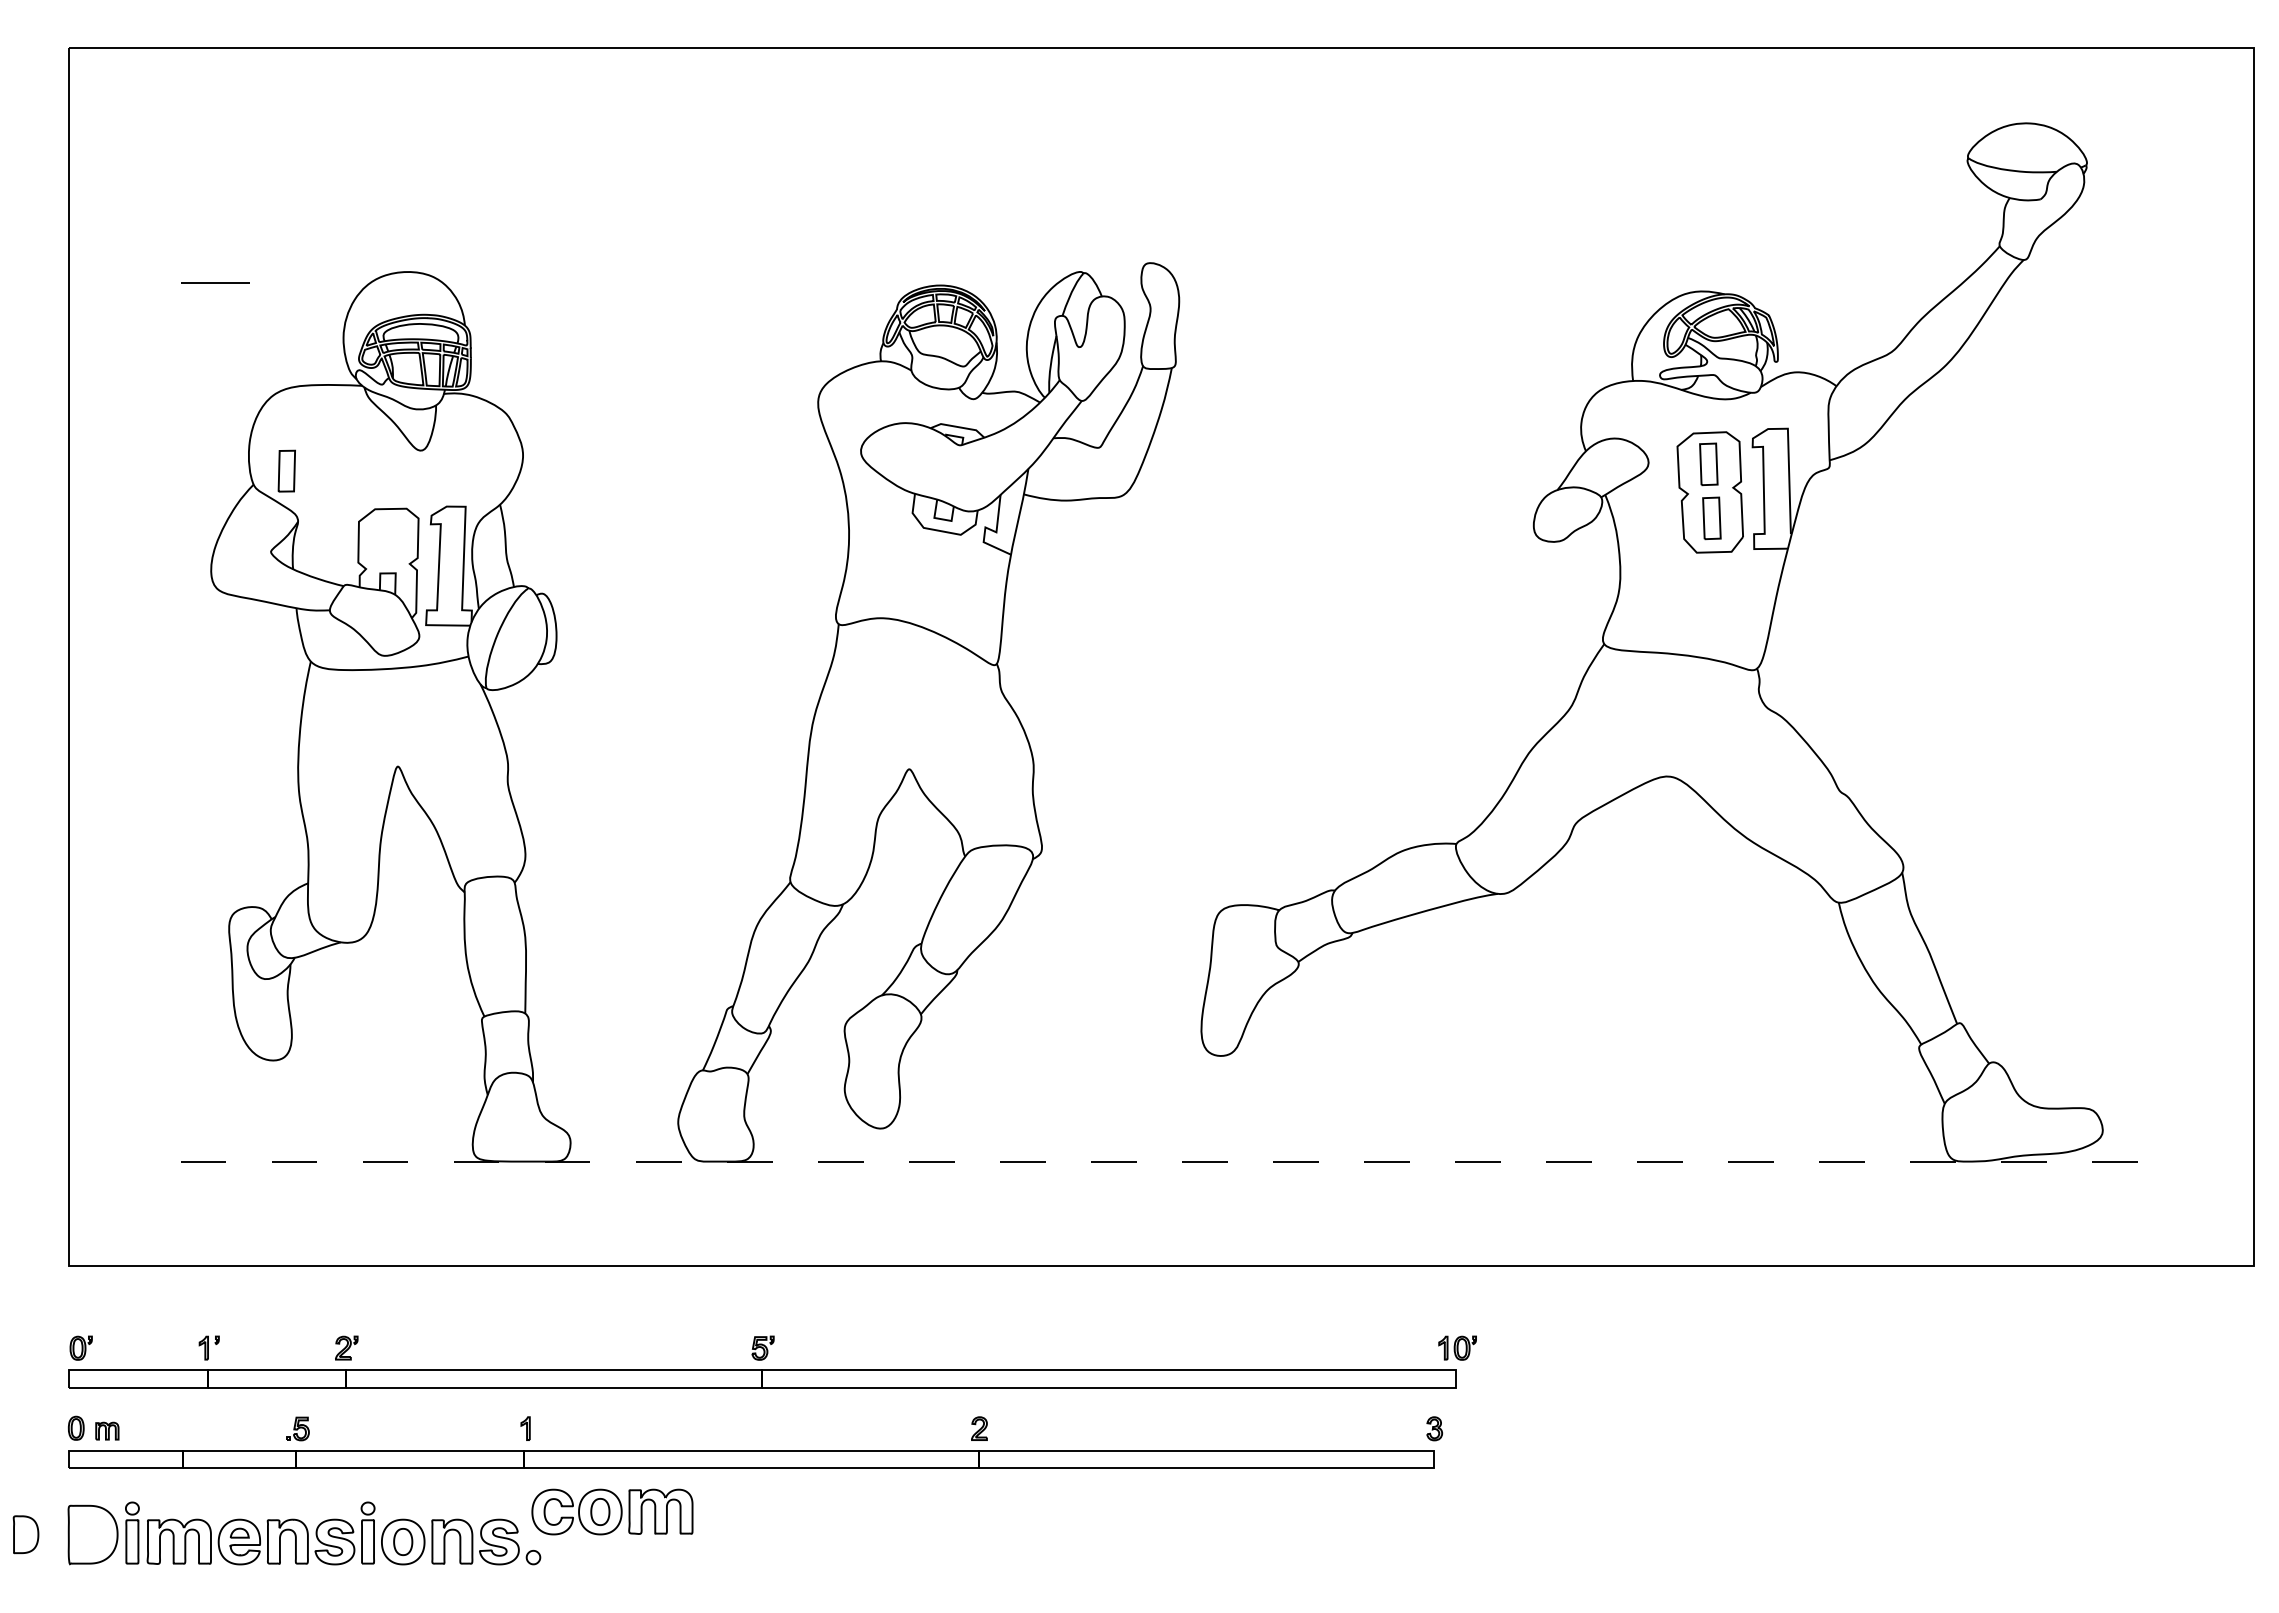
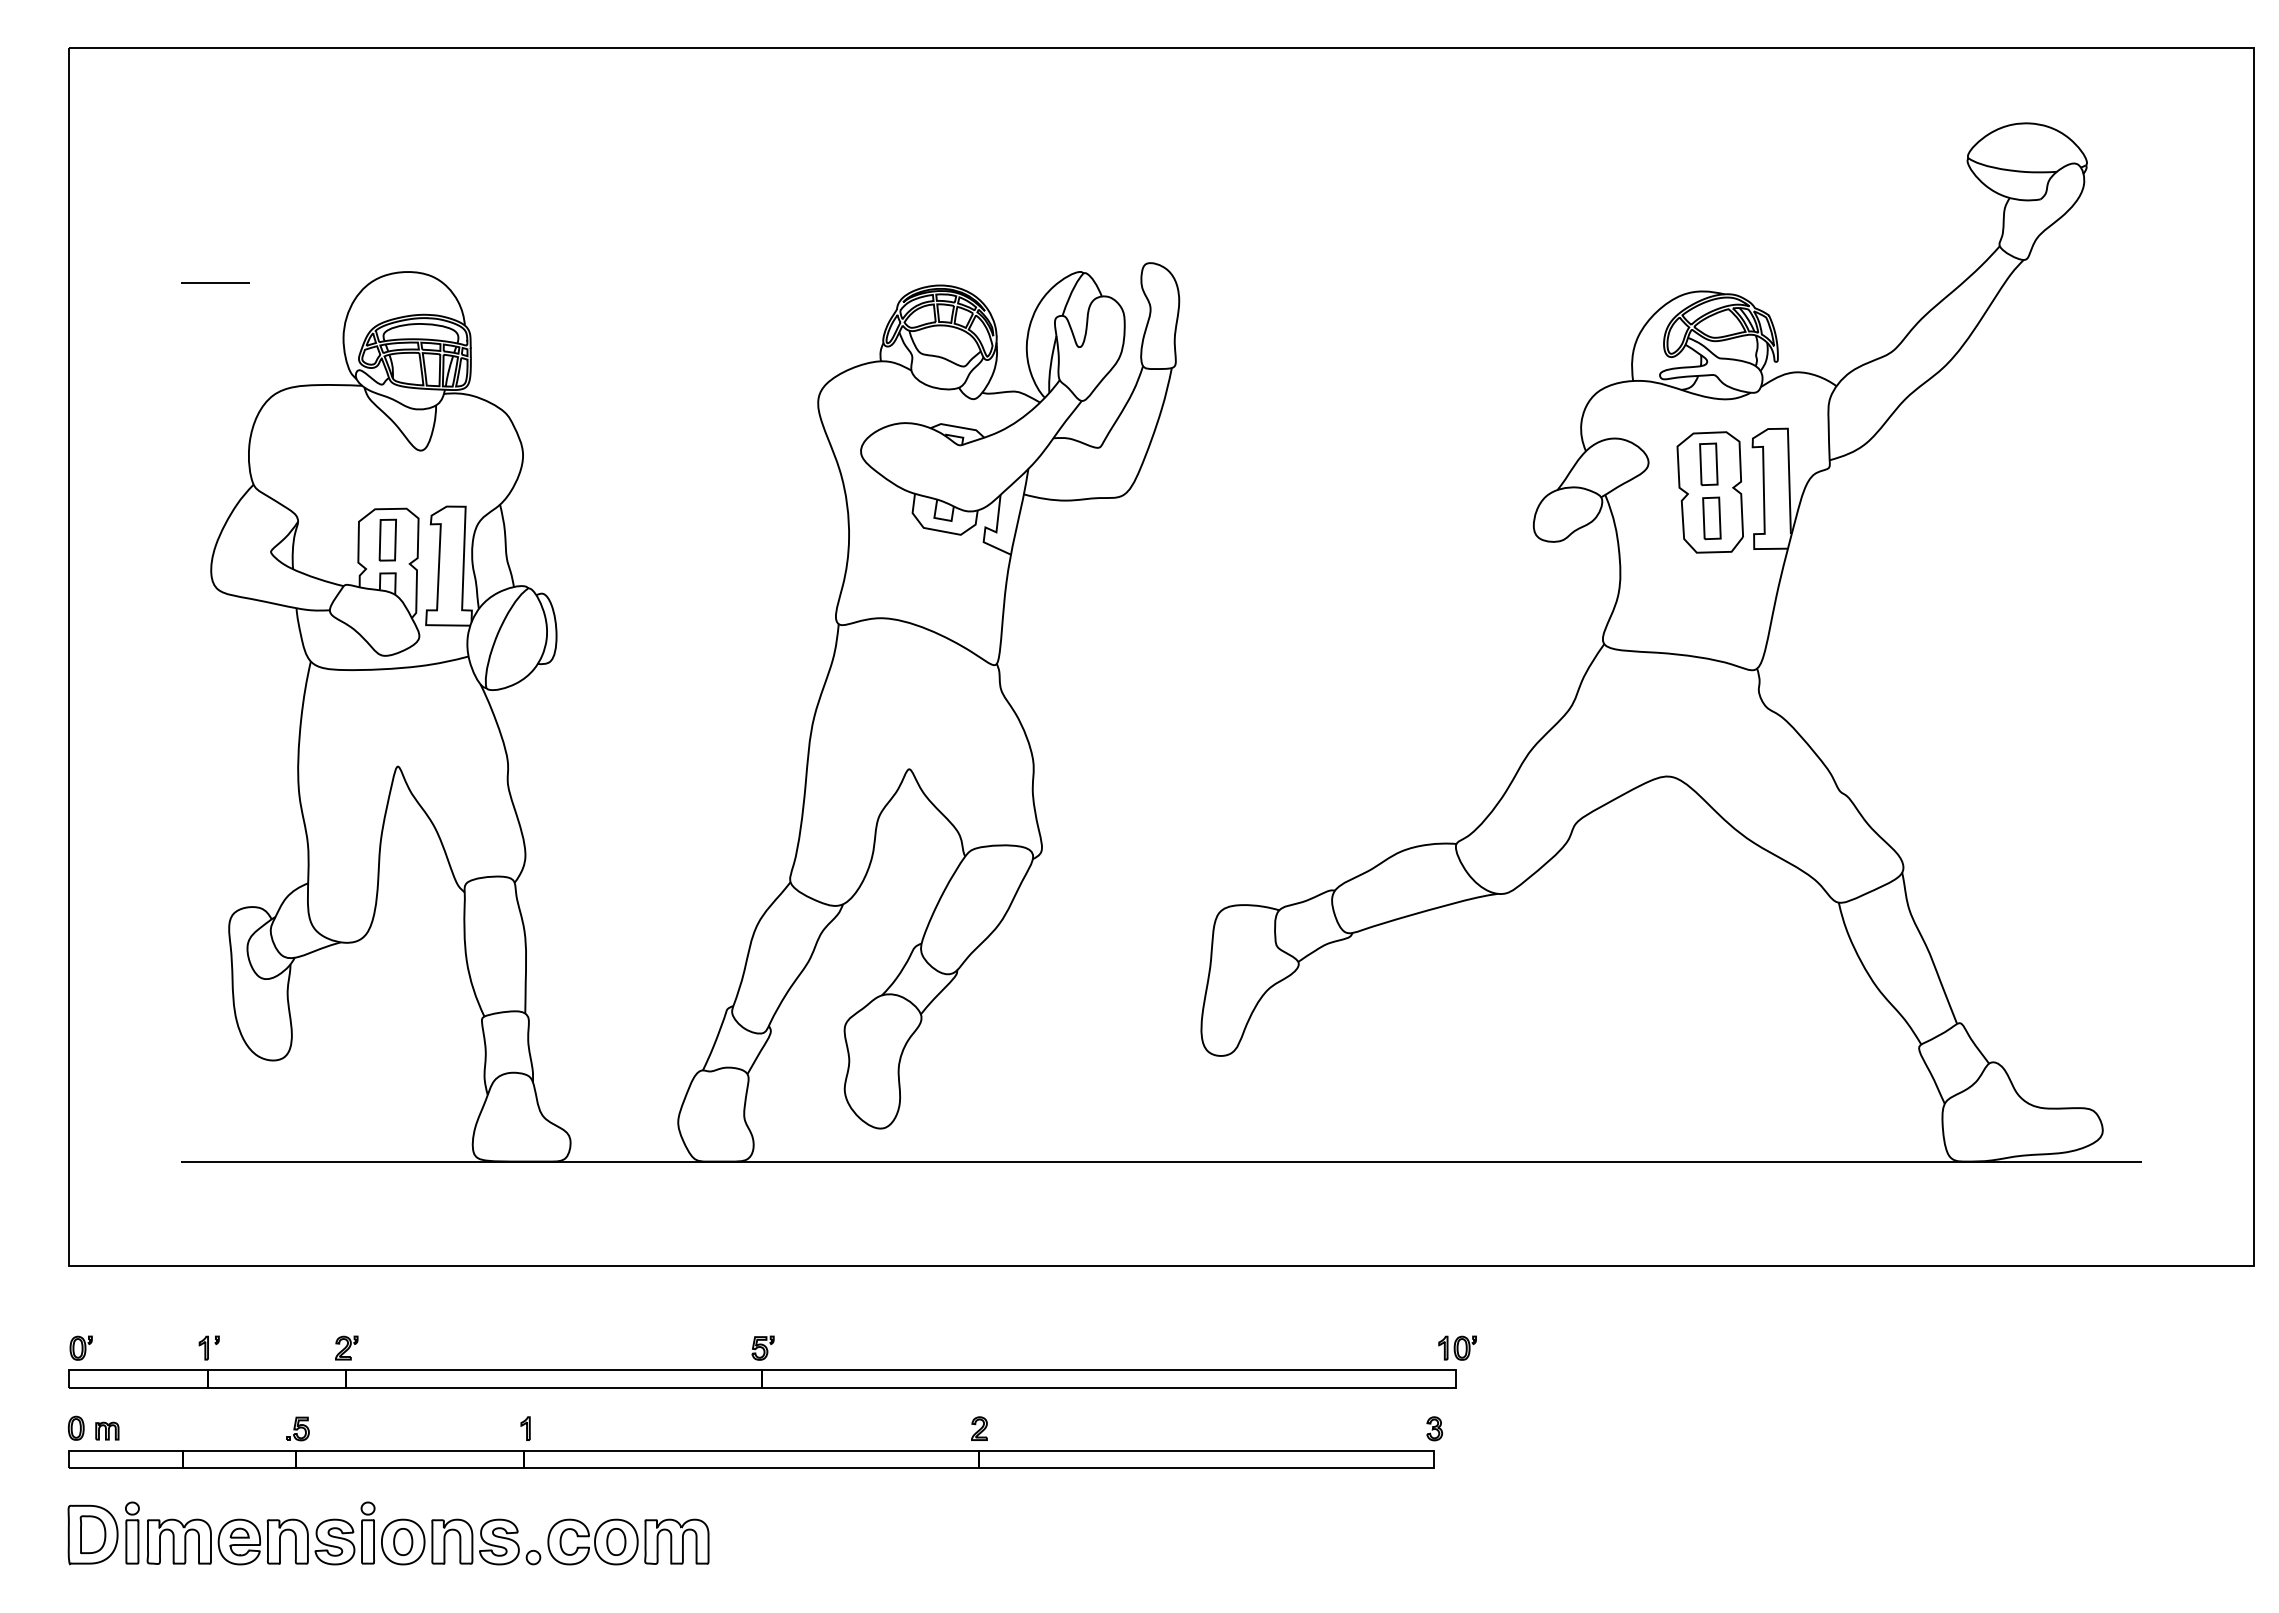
part position: (286, 470) -> (387, 539) (387, 539)
line: dashed -> solid (1161, 1161)
part position: (612, 1511) -> (628, 1541) (628, 1541)
part position: (25, 1534) -> (92, 1534) (92, 1534)
